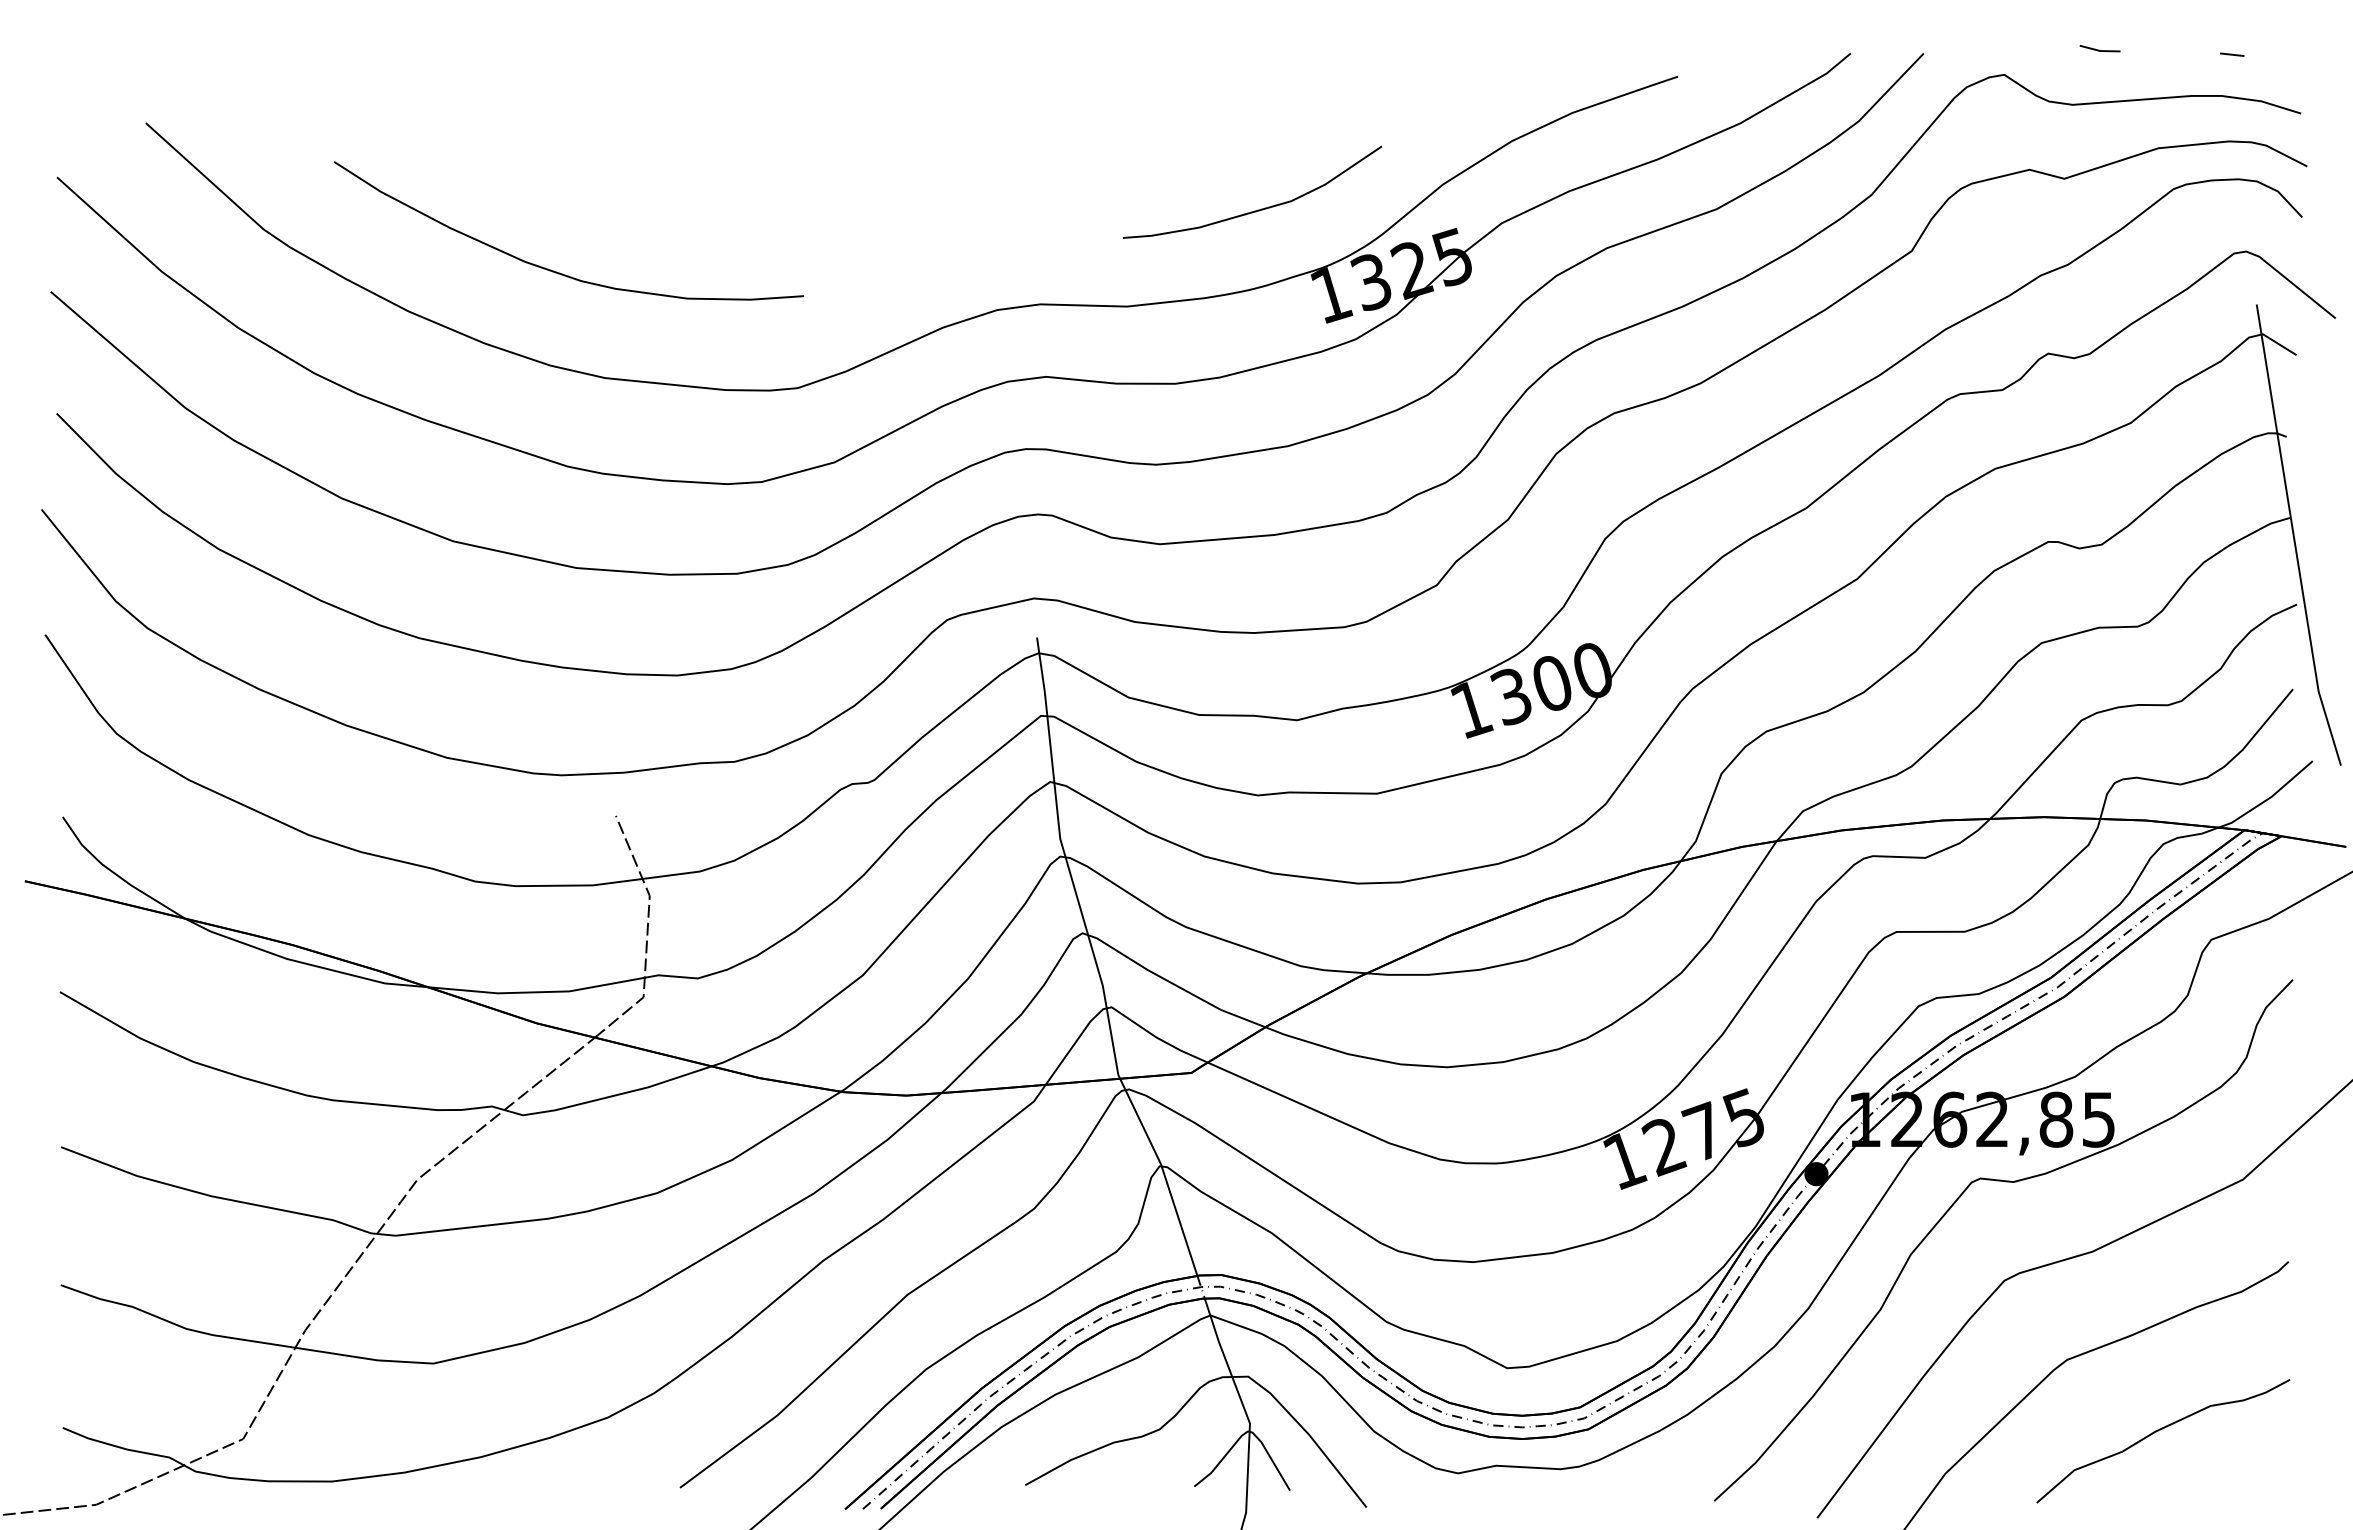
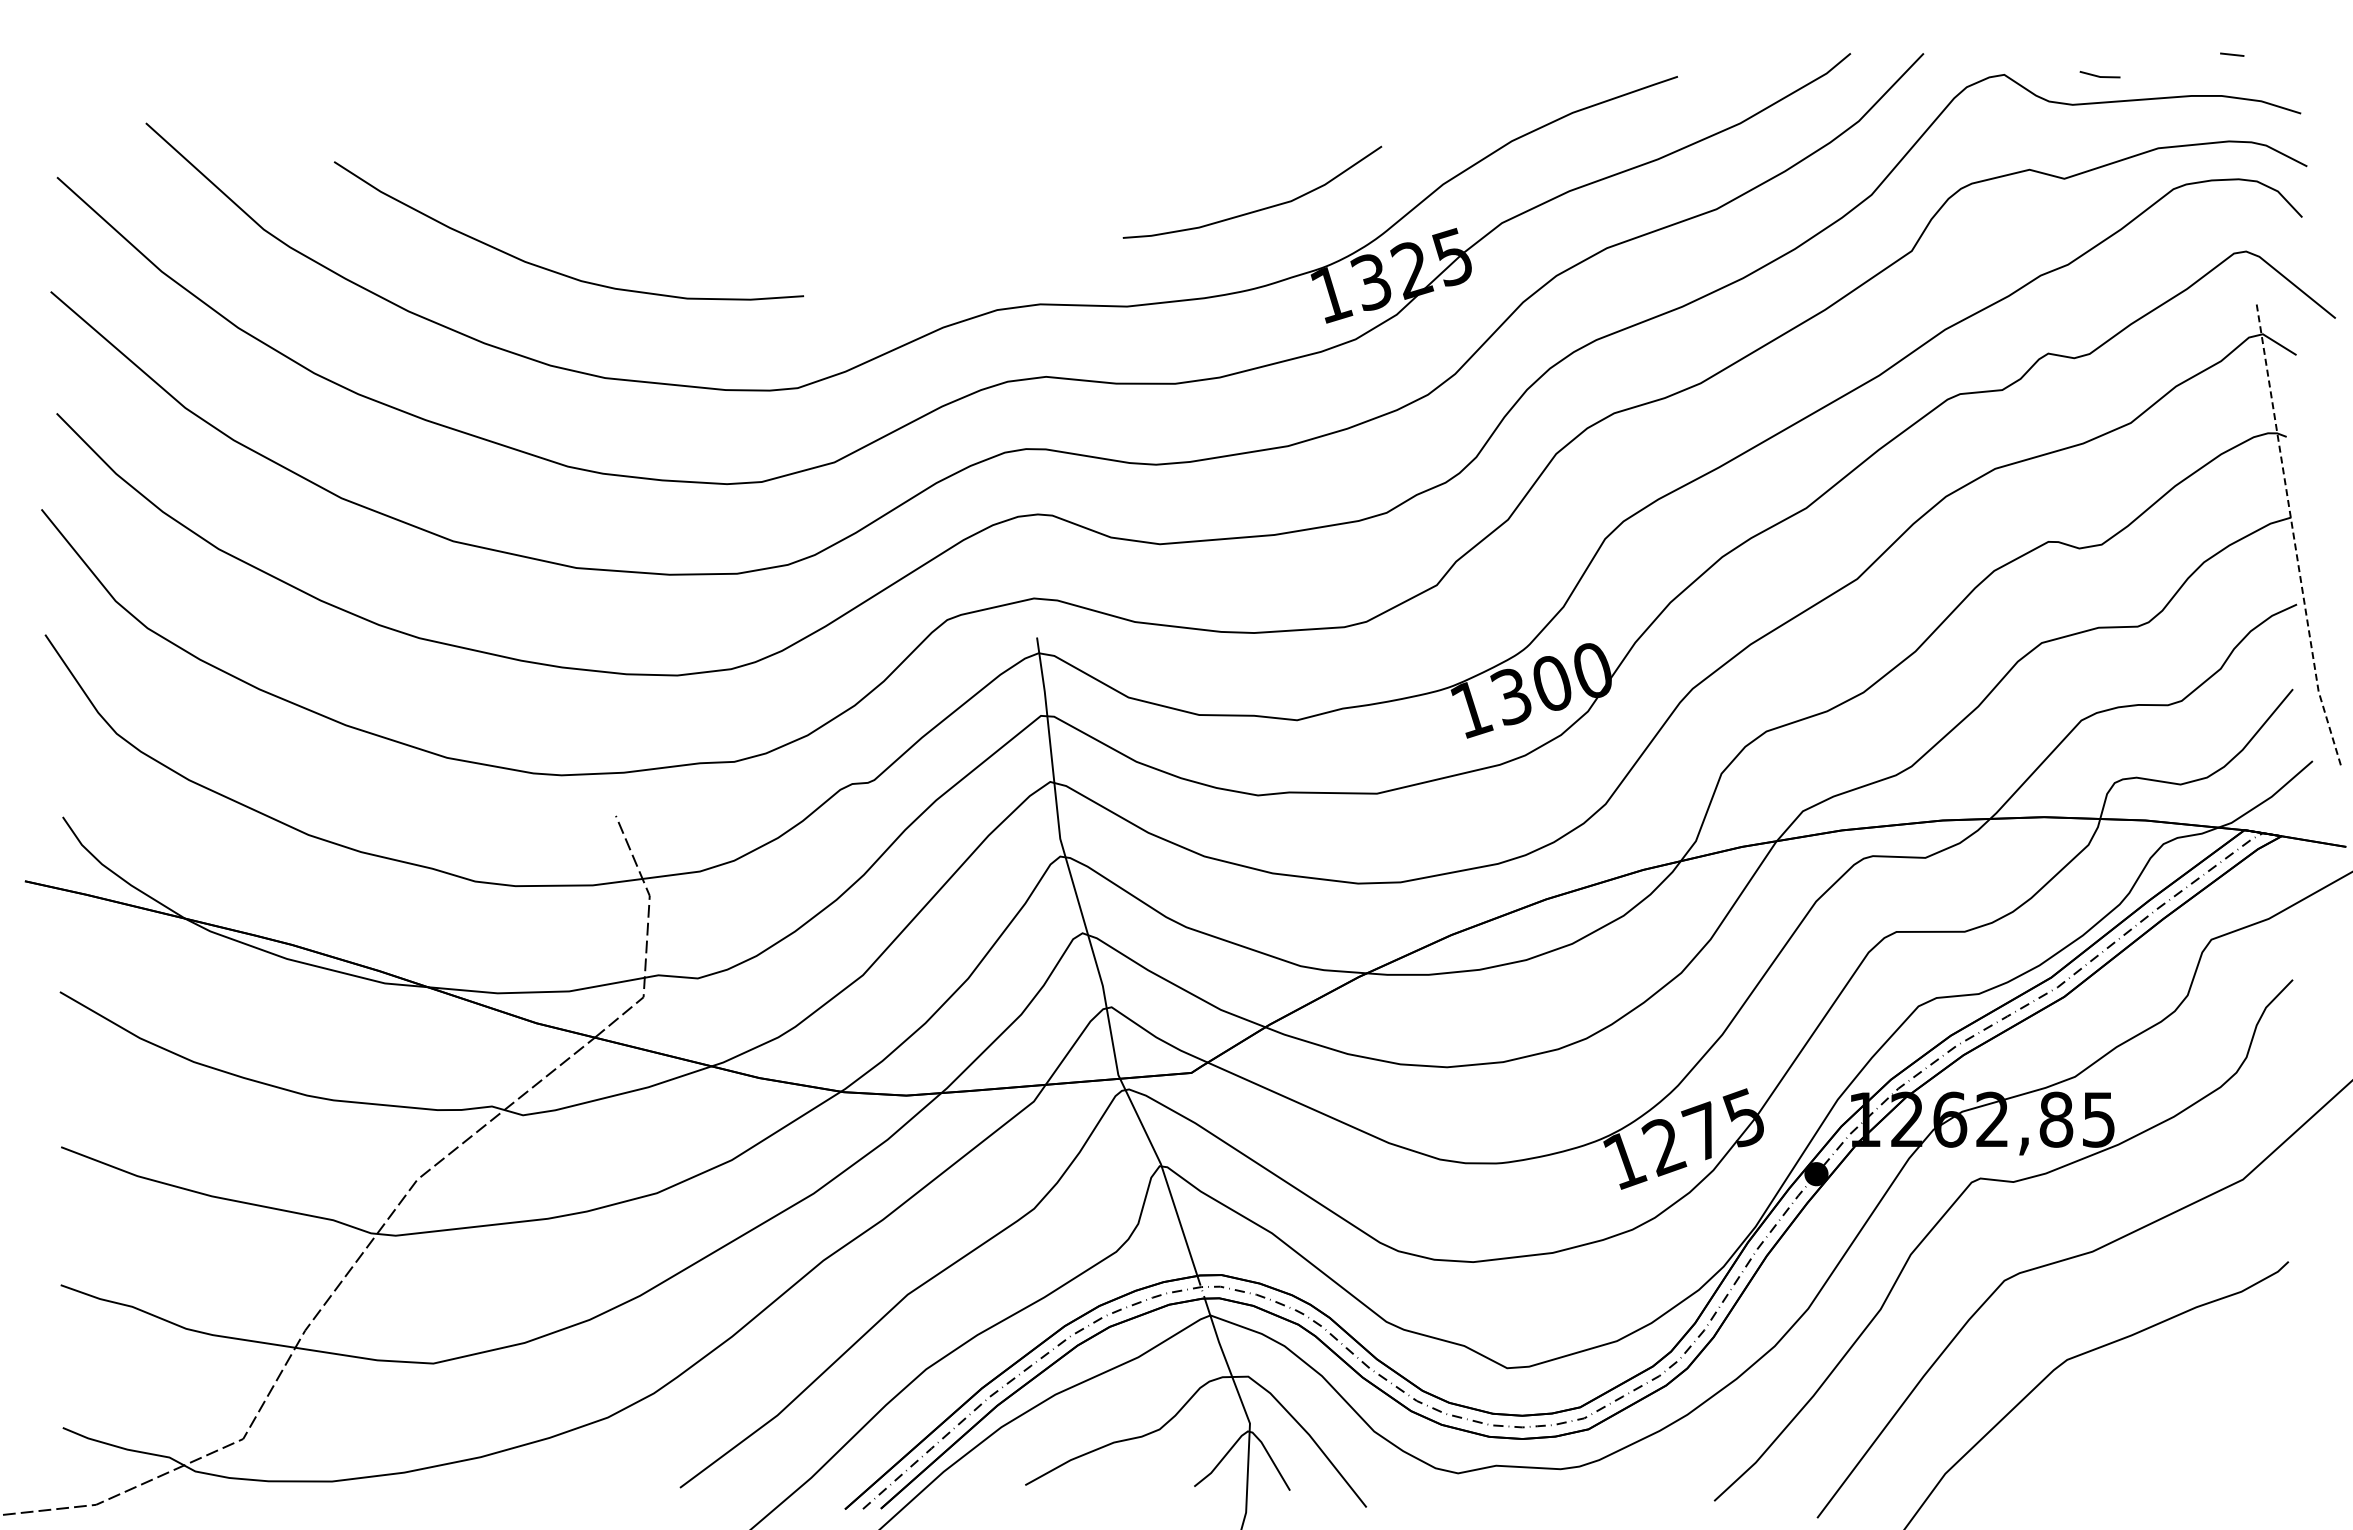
line position: (2099, 49) -> (2099, 75) (2099, 75)
line: solid -> dashed (2293, 537)
curve: present -> none (2158, 1431)
